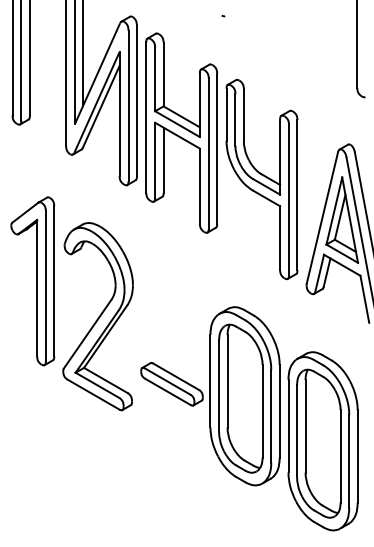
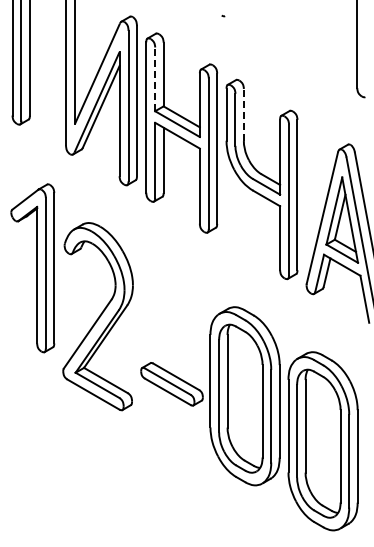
line: present -> none (83, 53)
line: solid -> dashed (155, 79)
line: solid -> dashed (243, 114)
part position: (32, 281) -> (32, 268) (32, 268)
